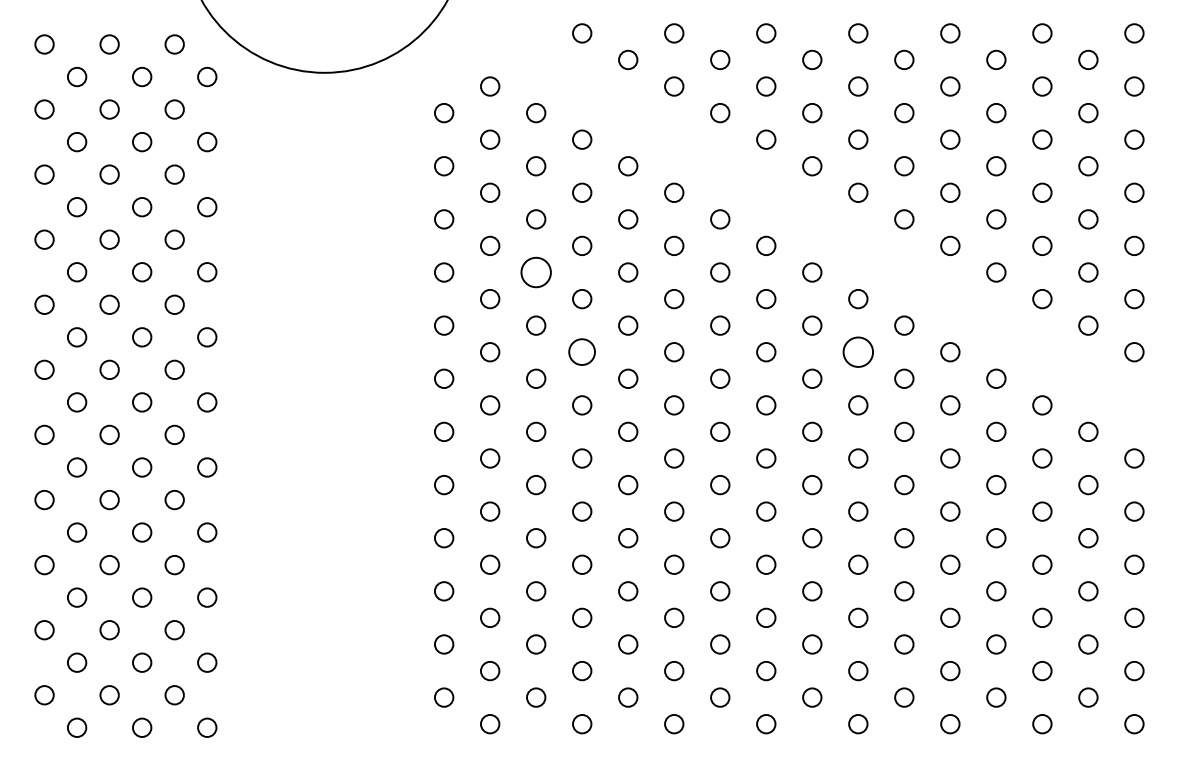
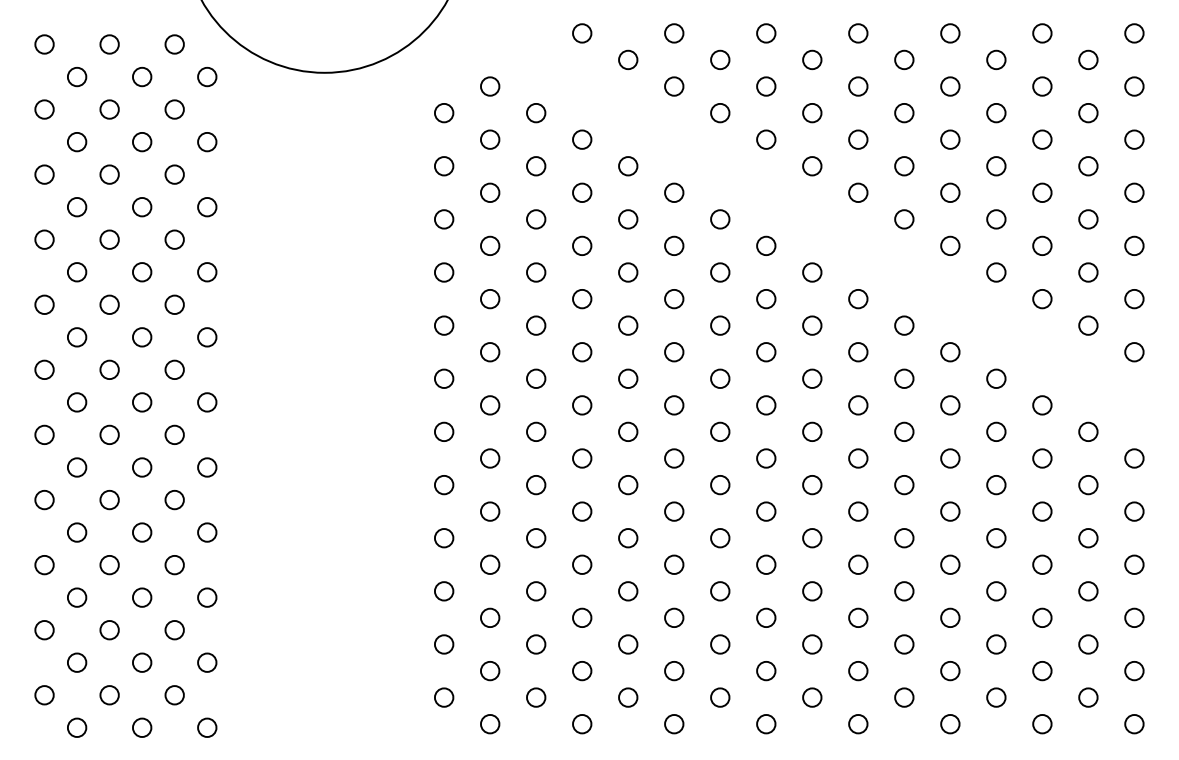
circle diameter: 29 px -> 18 px (536, 272)
circle size: 28x28 px -> 21x21 px (582, 352)
circle diameter: 29 px -> 18 px (858, 352)
